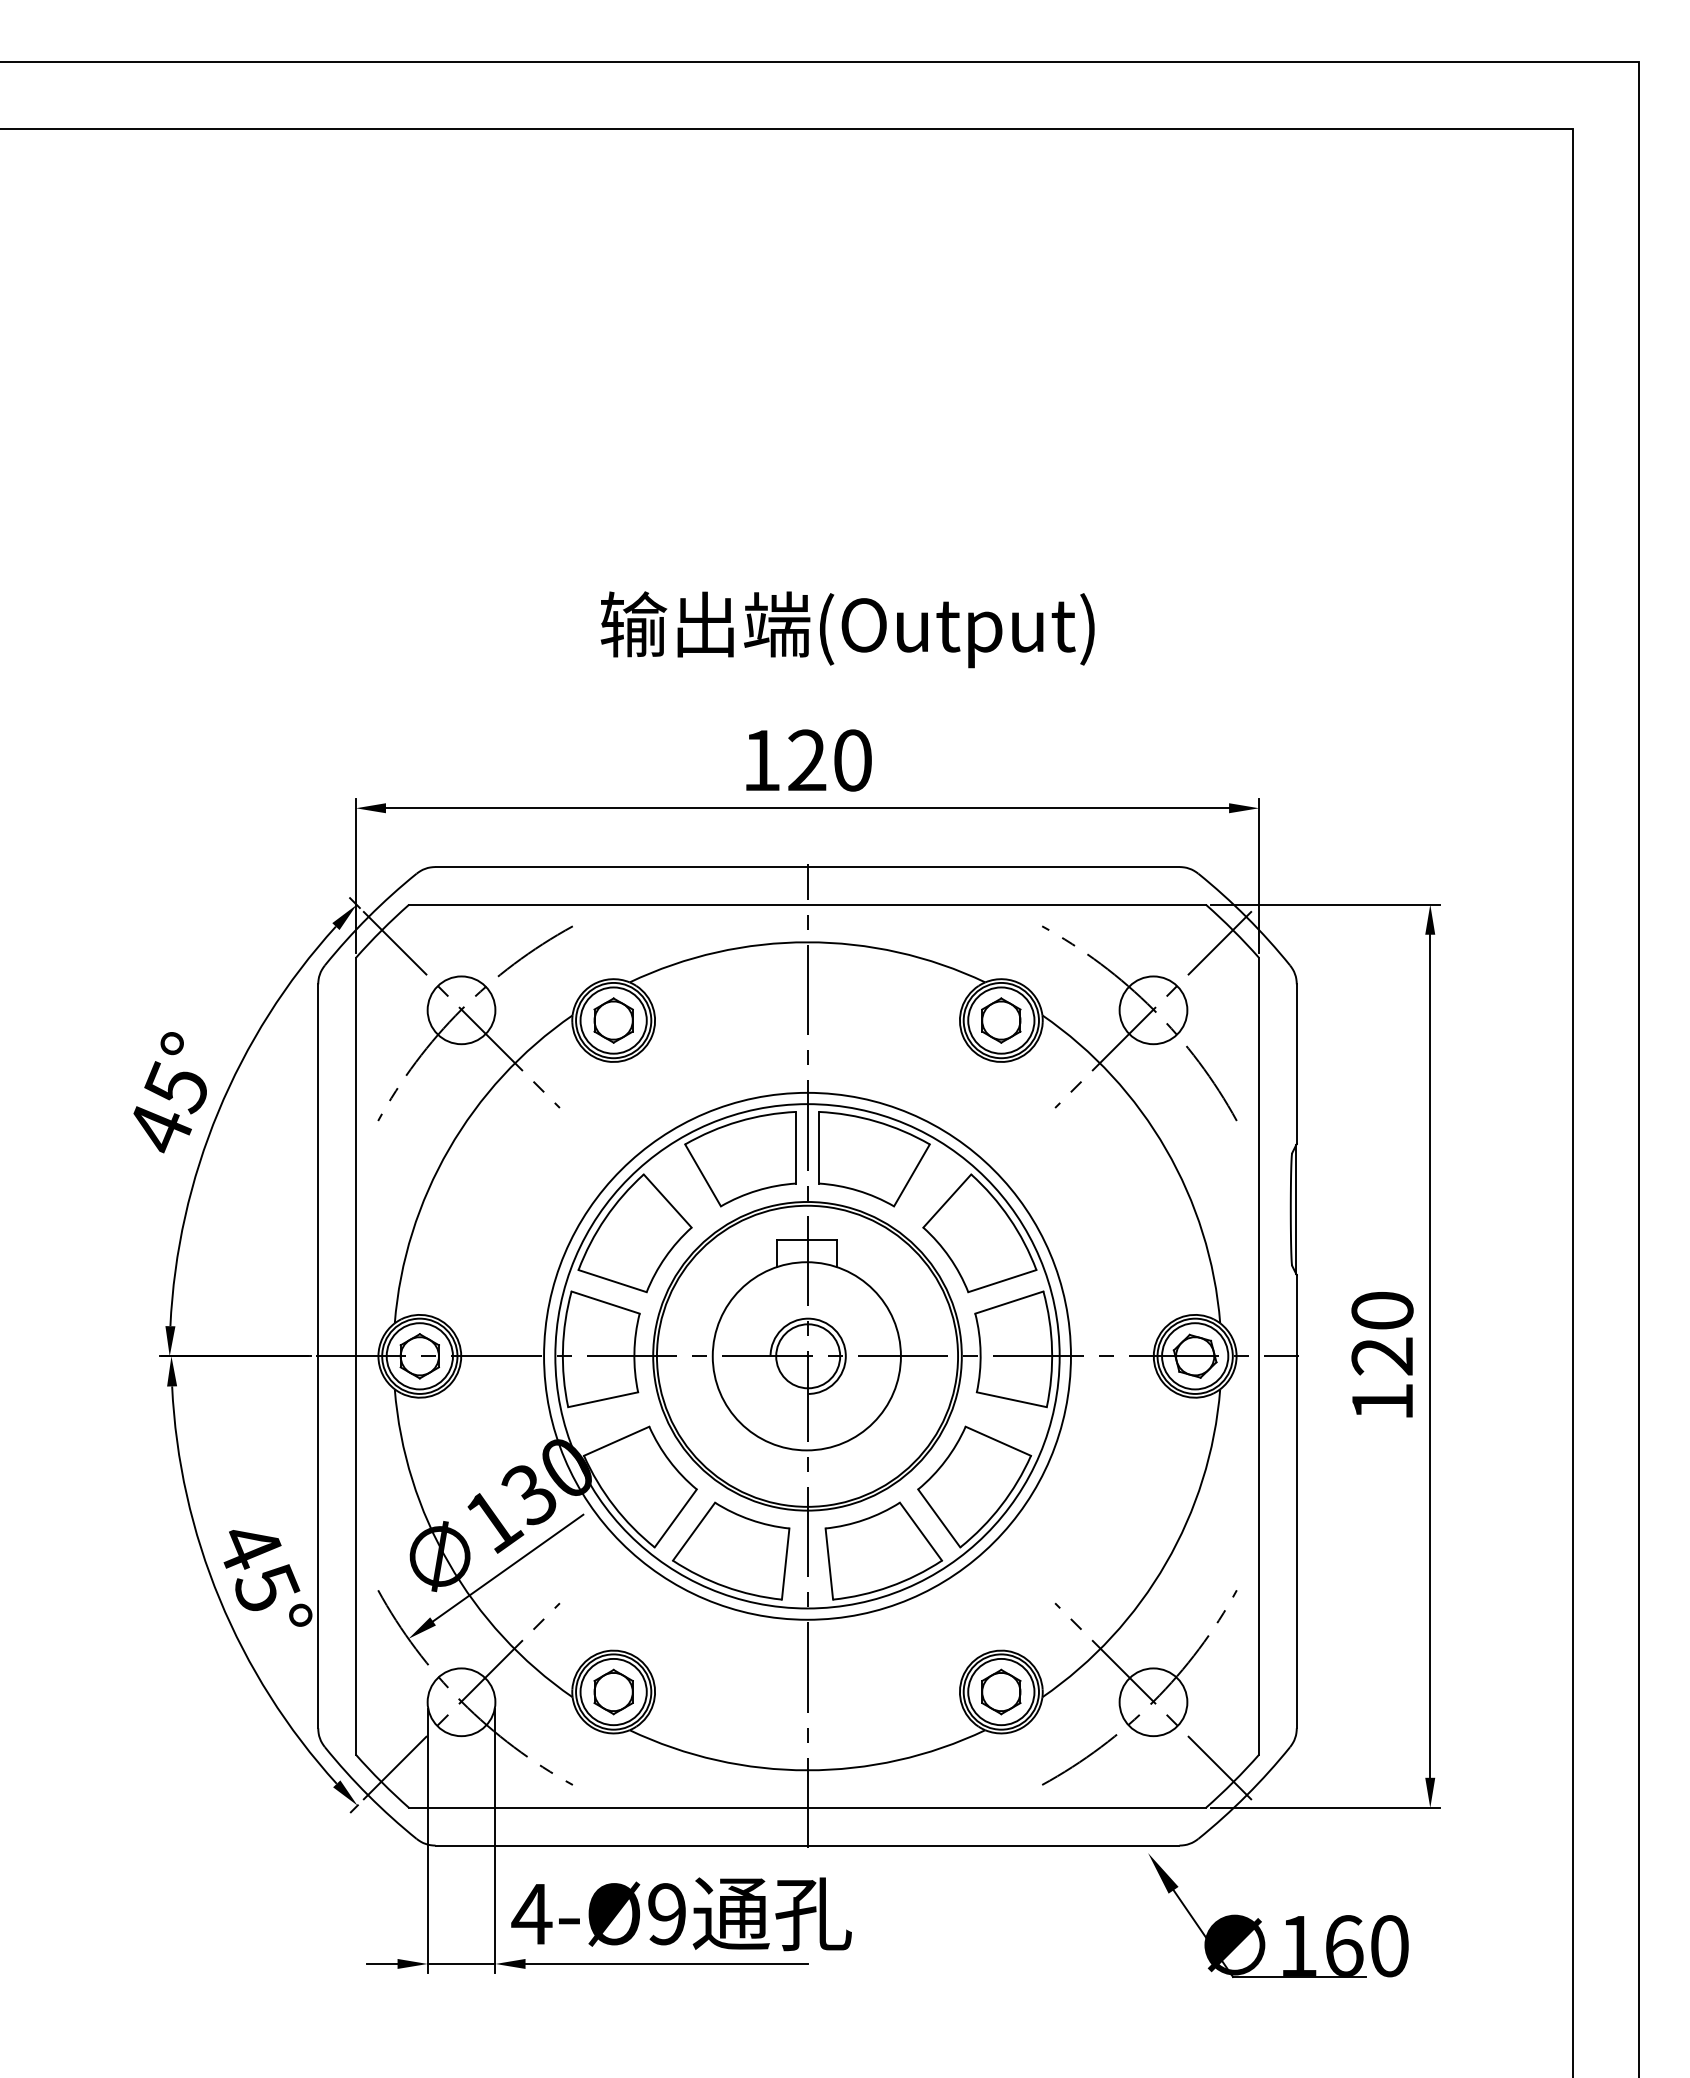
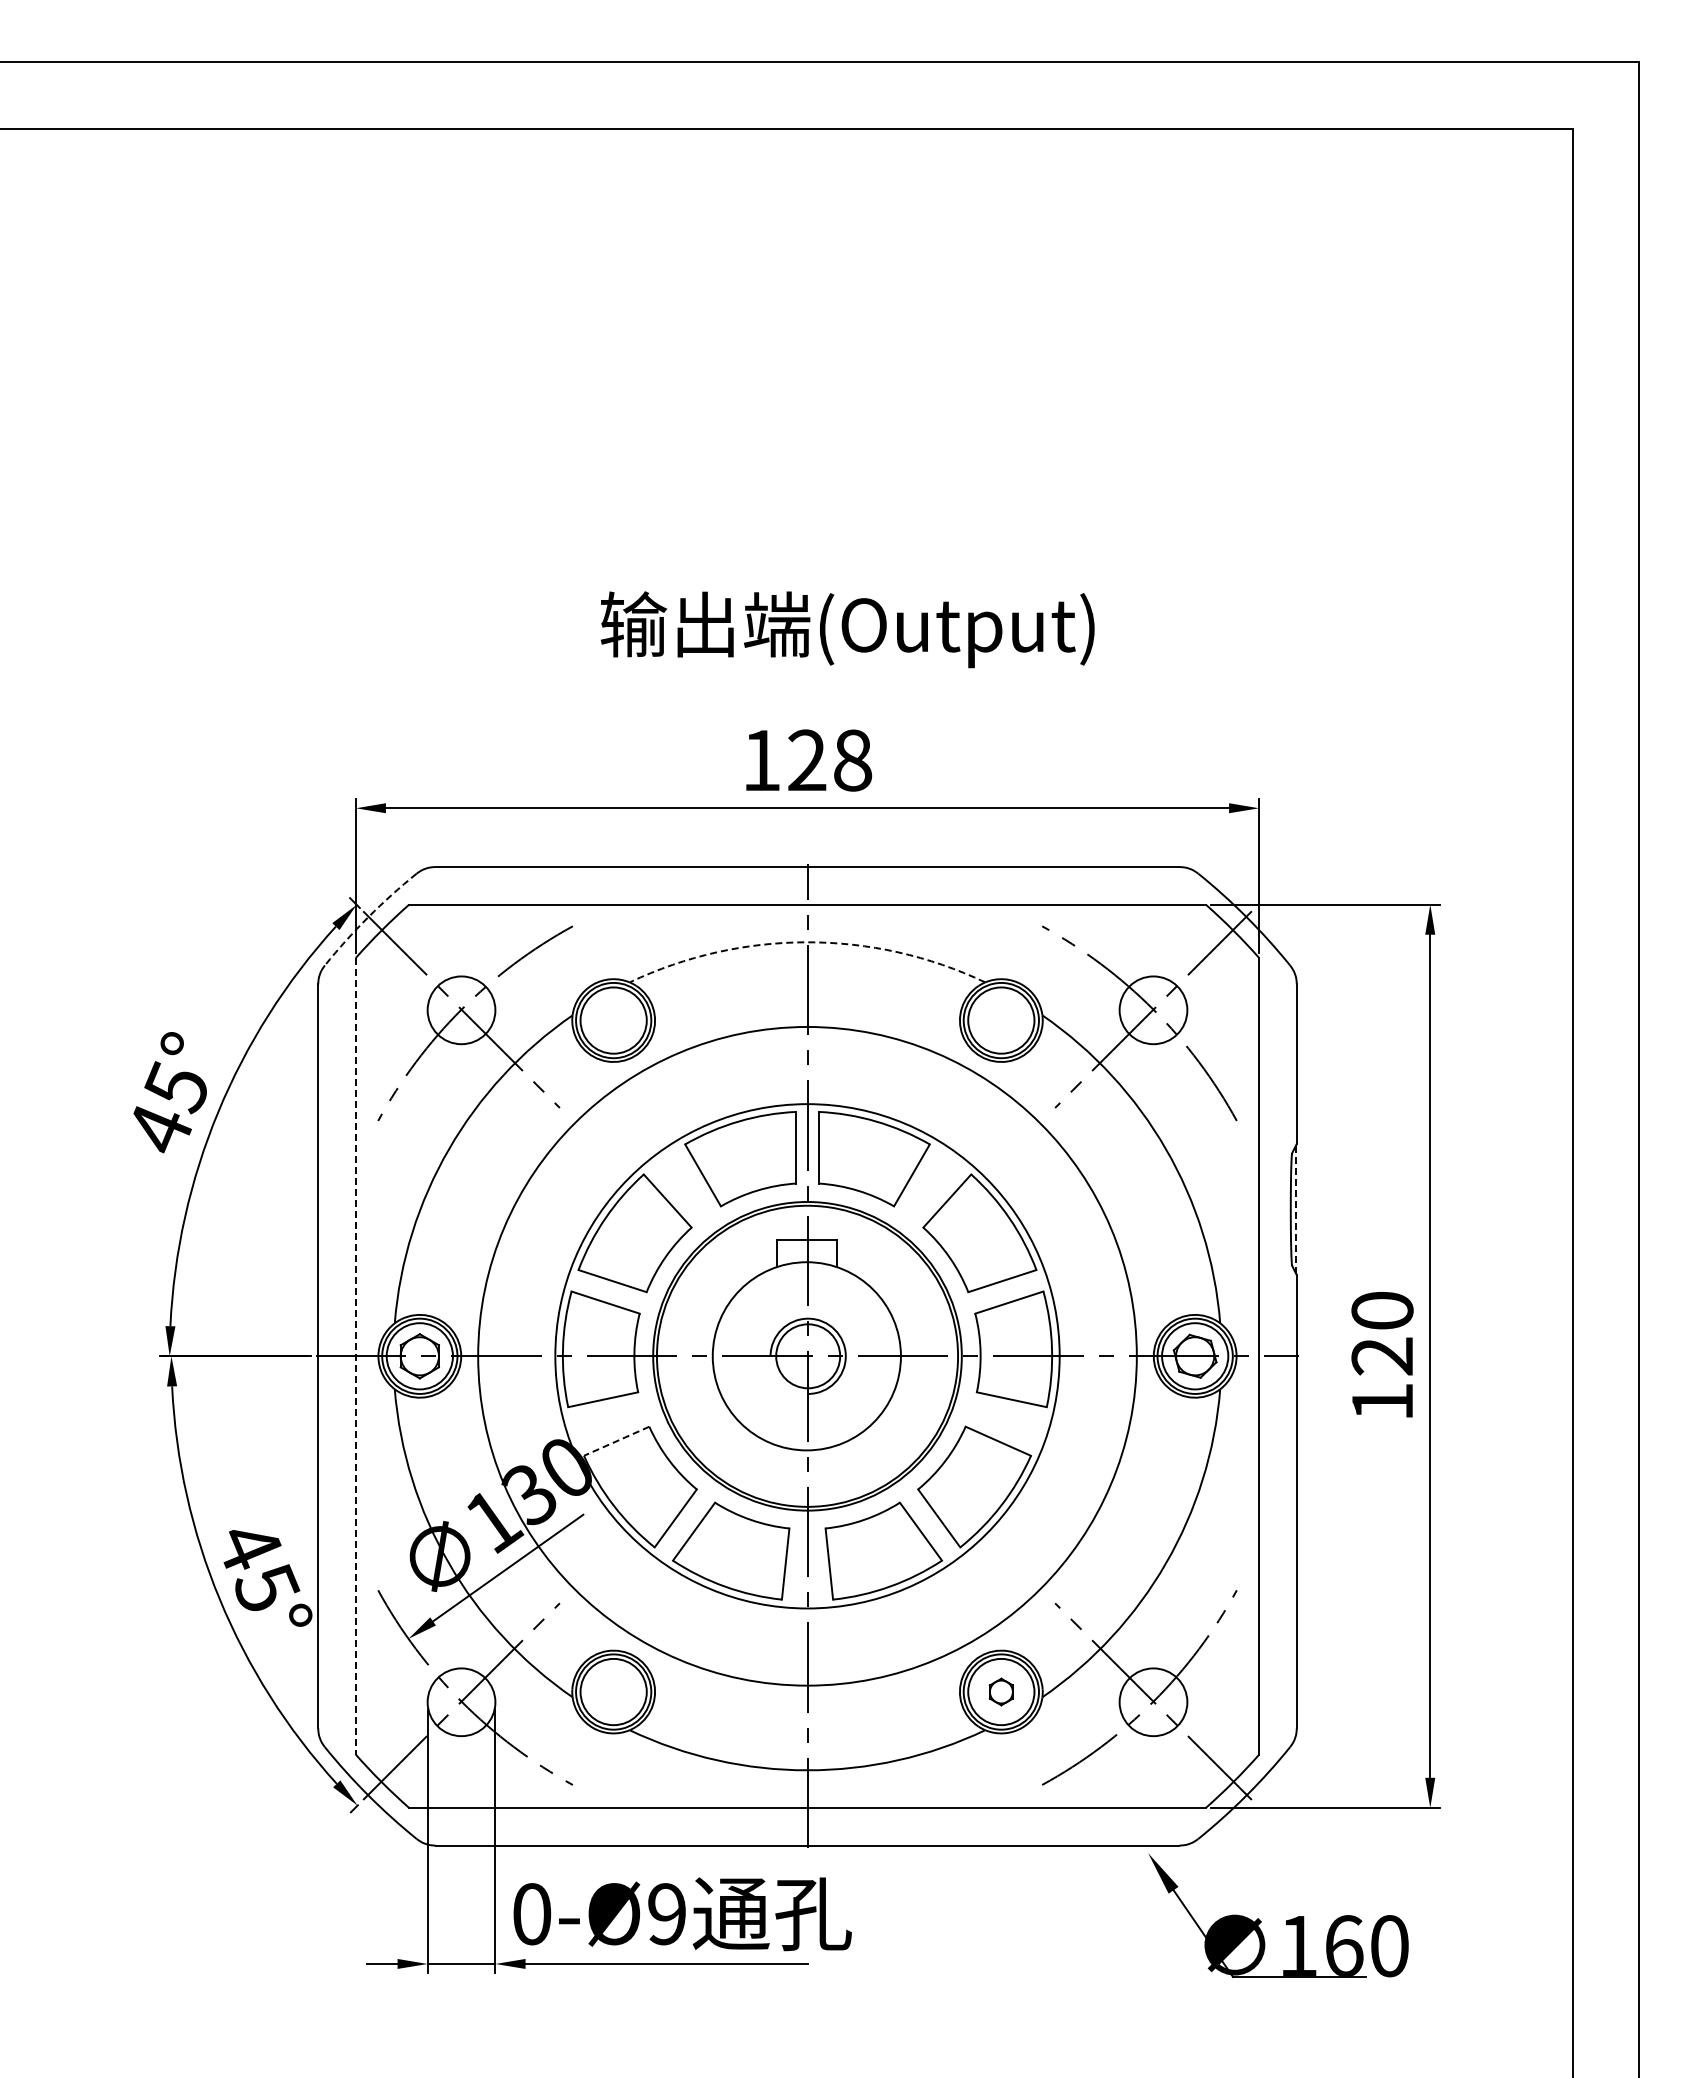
text: 120 -> 128 (853, 760)
arc: solid -> dashed (368, 917)
arc: solid -> dashed (807, 942)
part: present -> none (613, 1020)
part: present -> none (1001, 1020)
line: solid -> dashed (1296, 1209)
circle diameter: 527 px -> 659 px (807, 1355)
line: solid -> dashed (355, 1356)
line: solid -> dashed (616, 1441)
part: present -> none (613, 1691)
part size: 41x48 px -> 26x30 px (1000, 1691)
text: 4-Ø9 -> 0-Ø9 (531, 1914)
